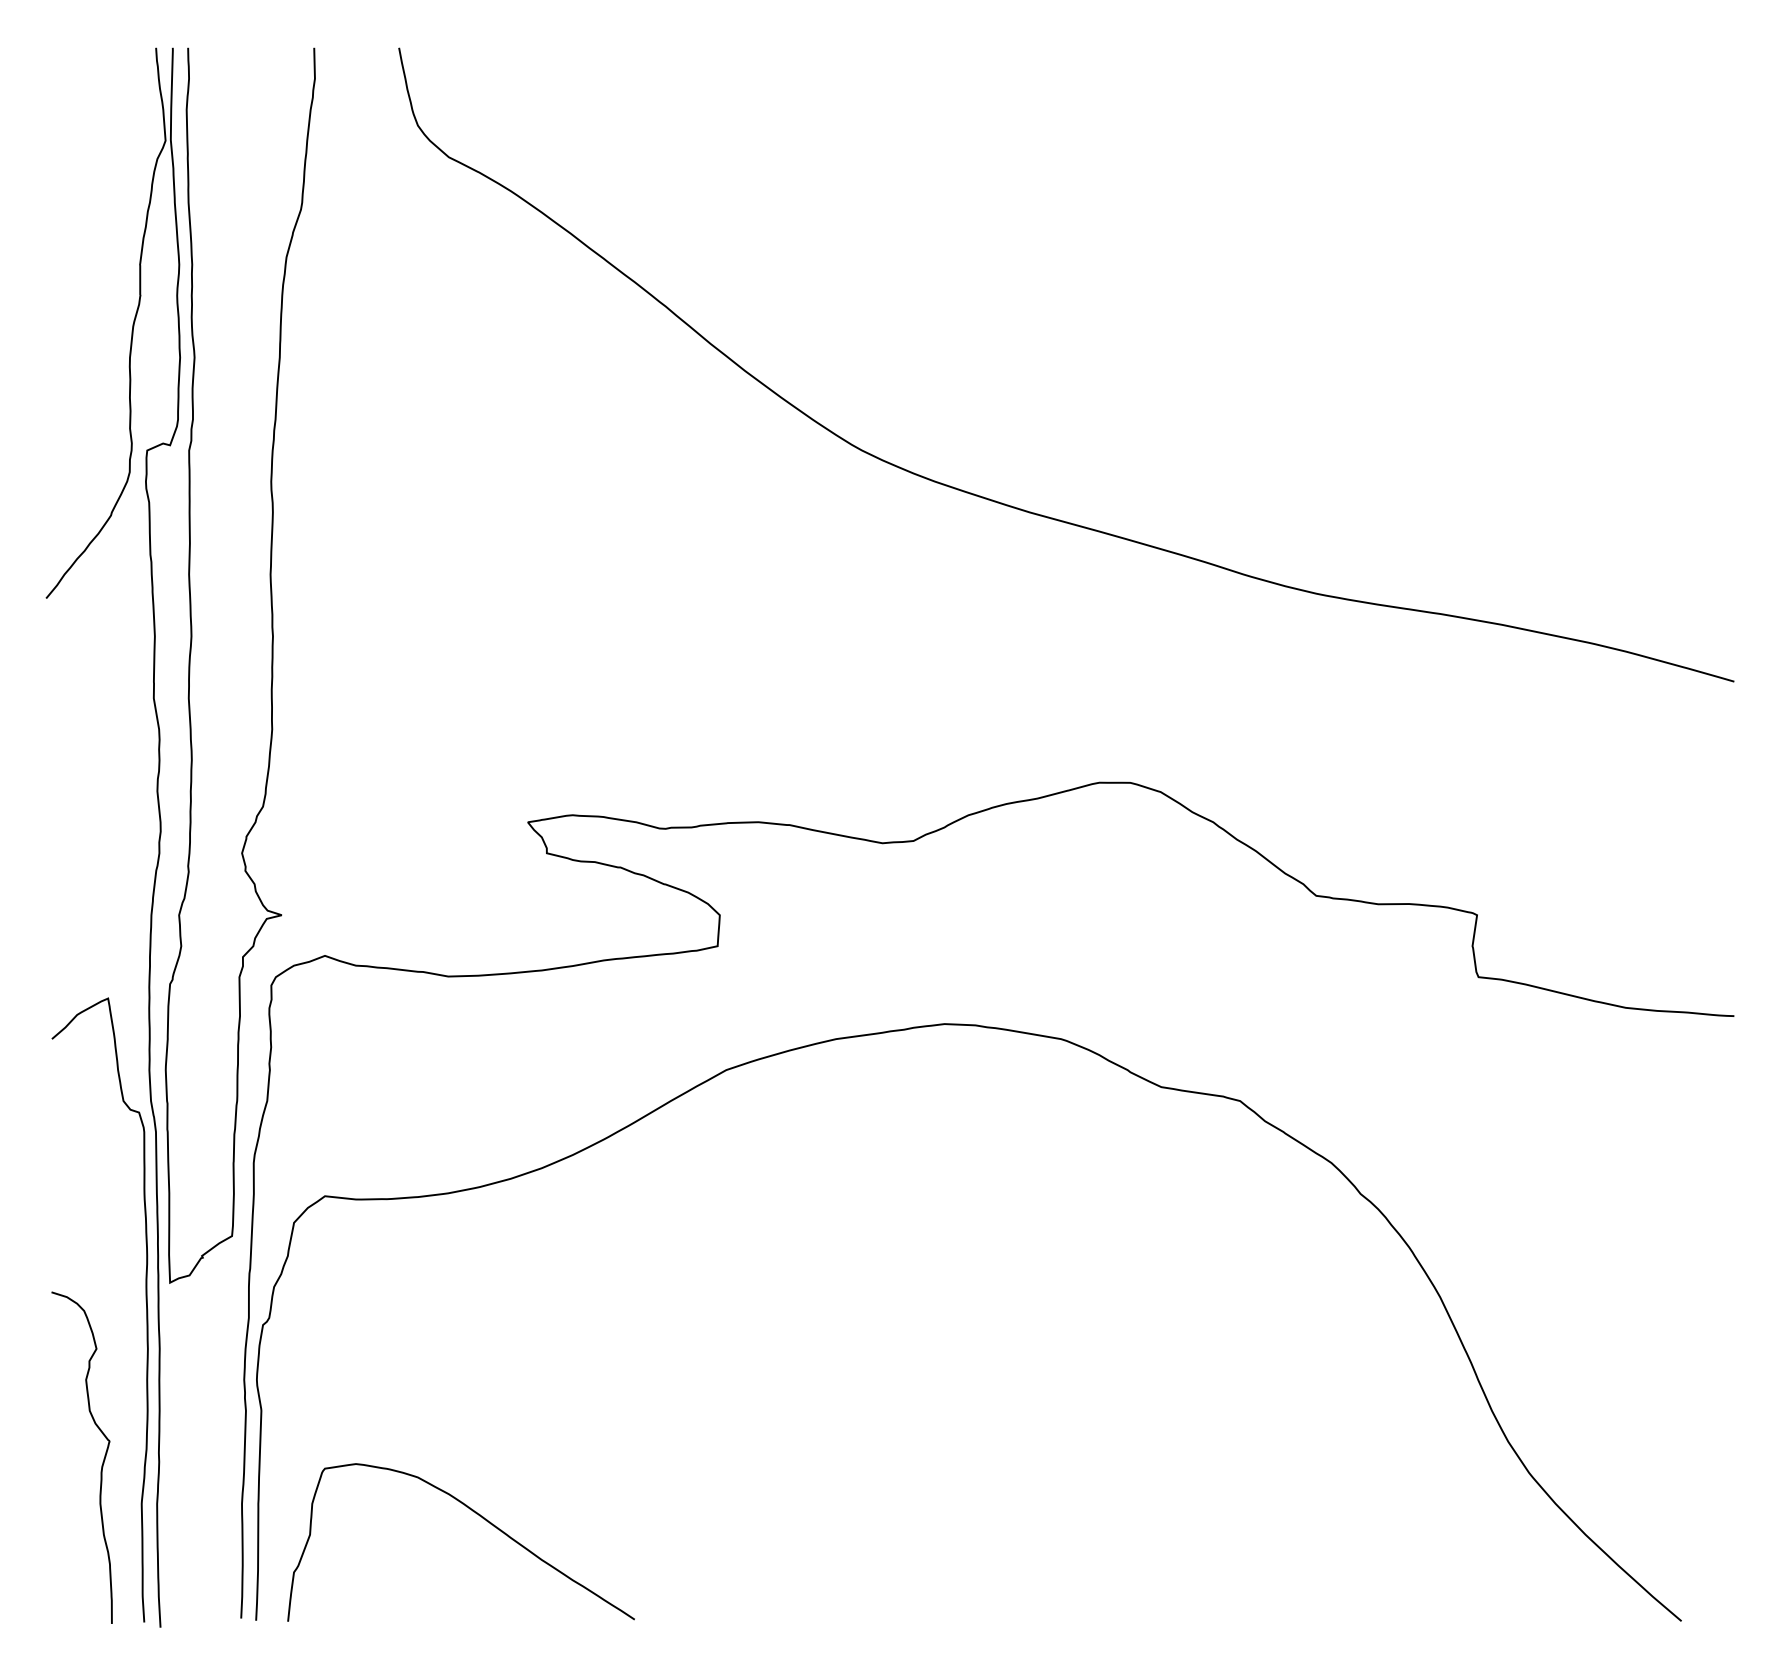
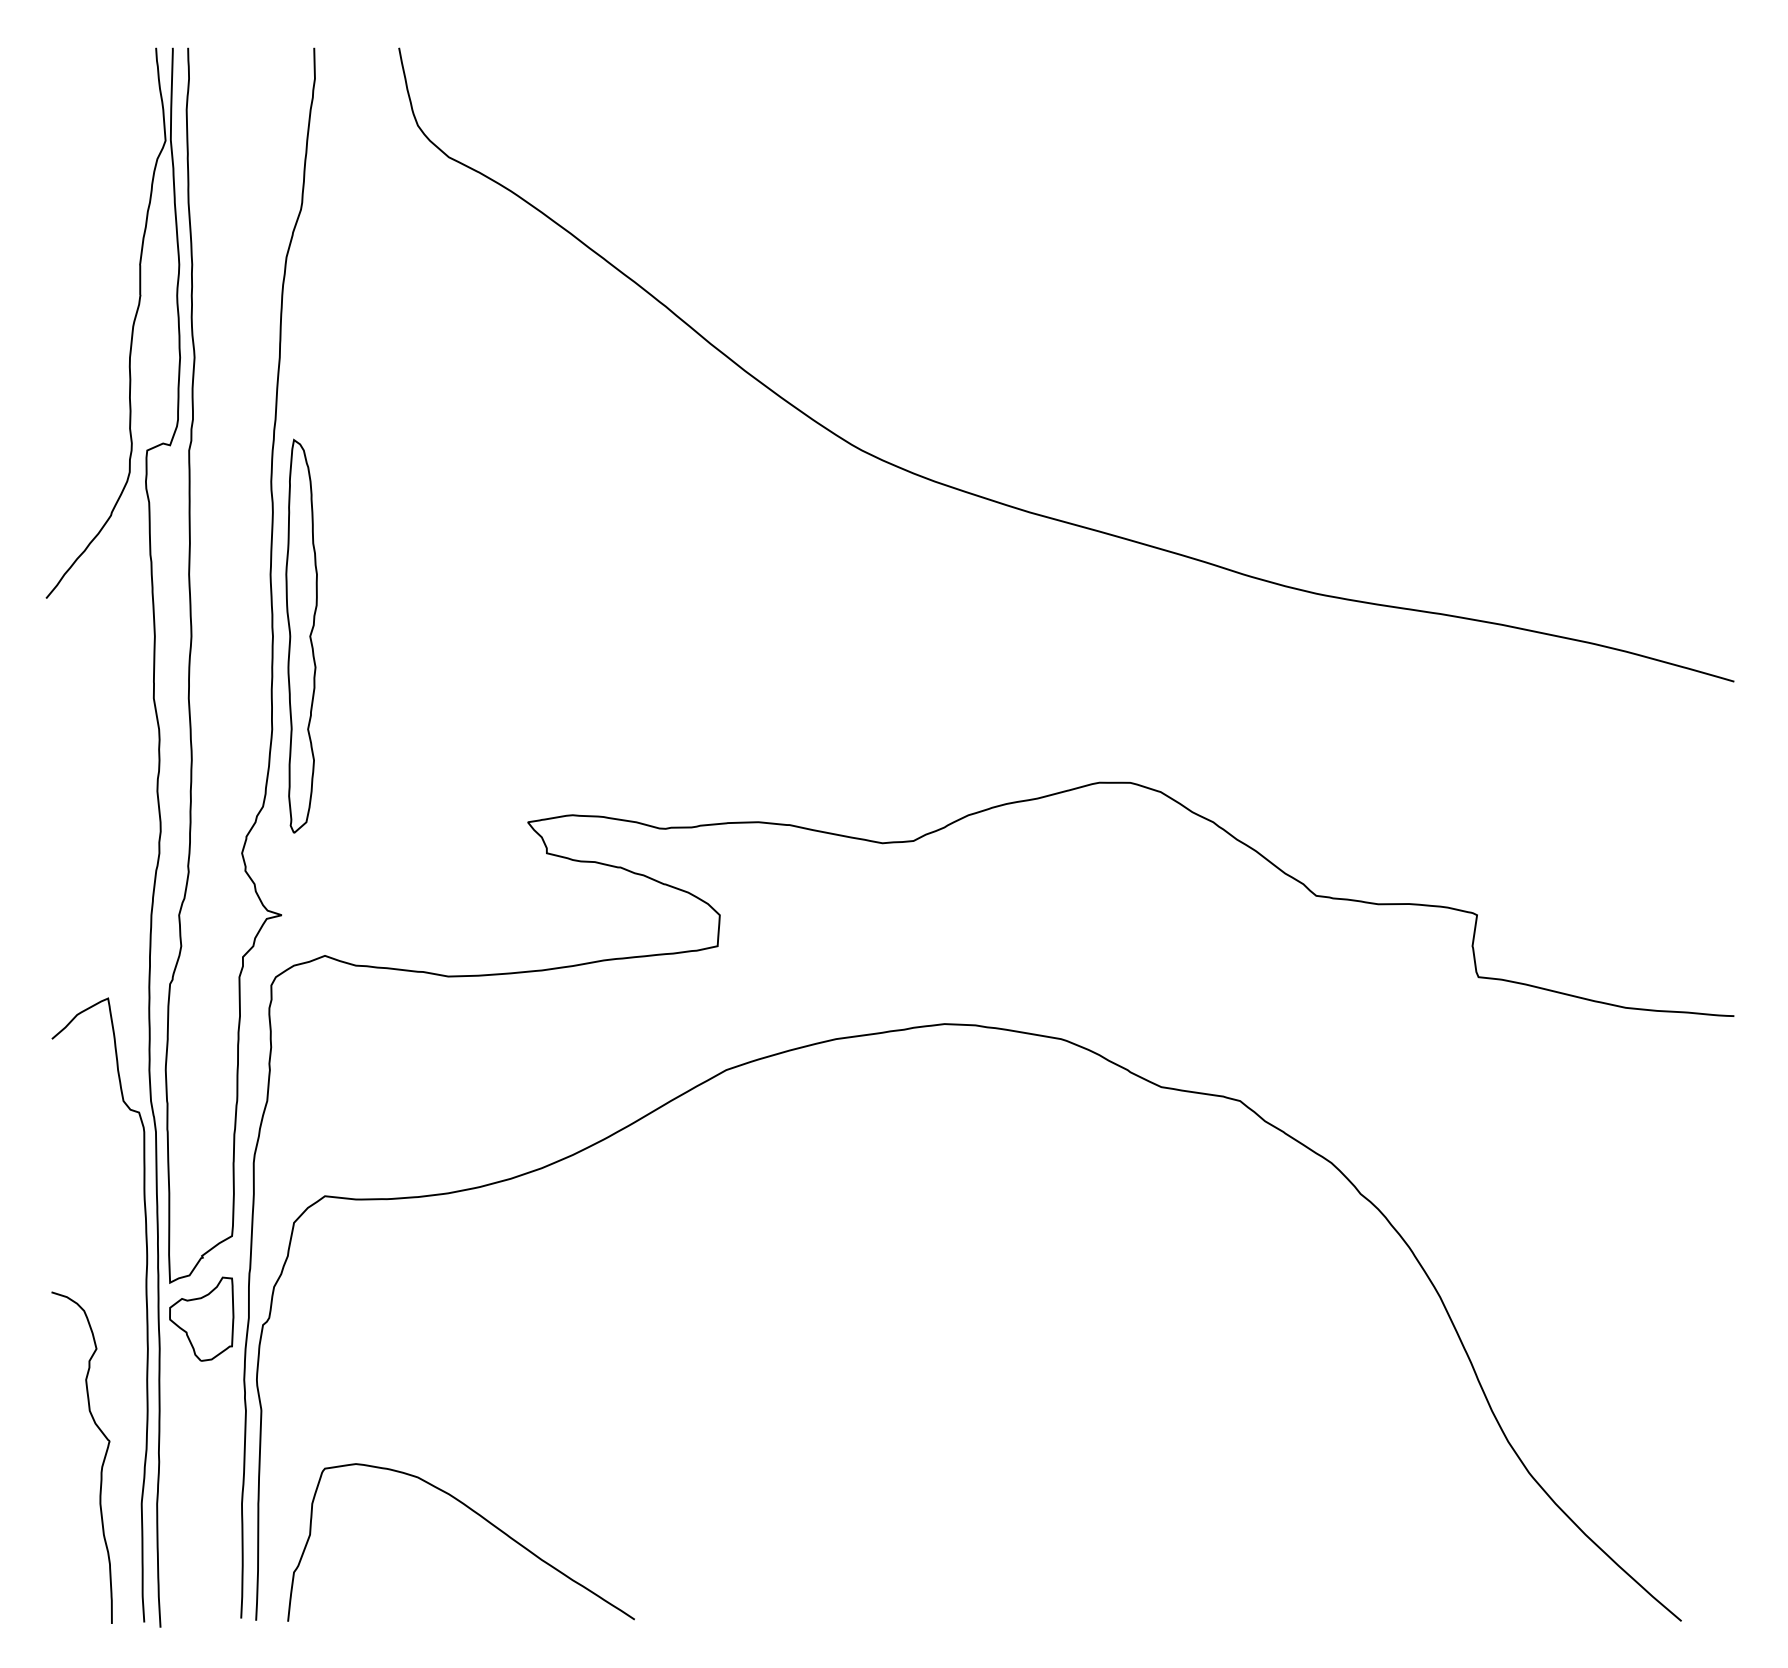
part: none -> present (301, 635)
part: none -> present (201, 1318)
